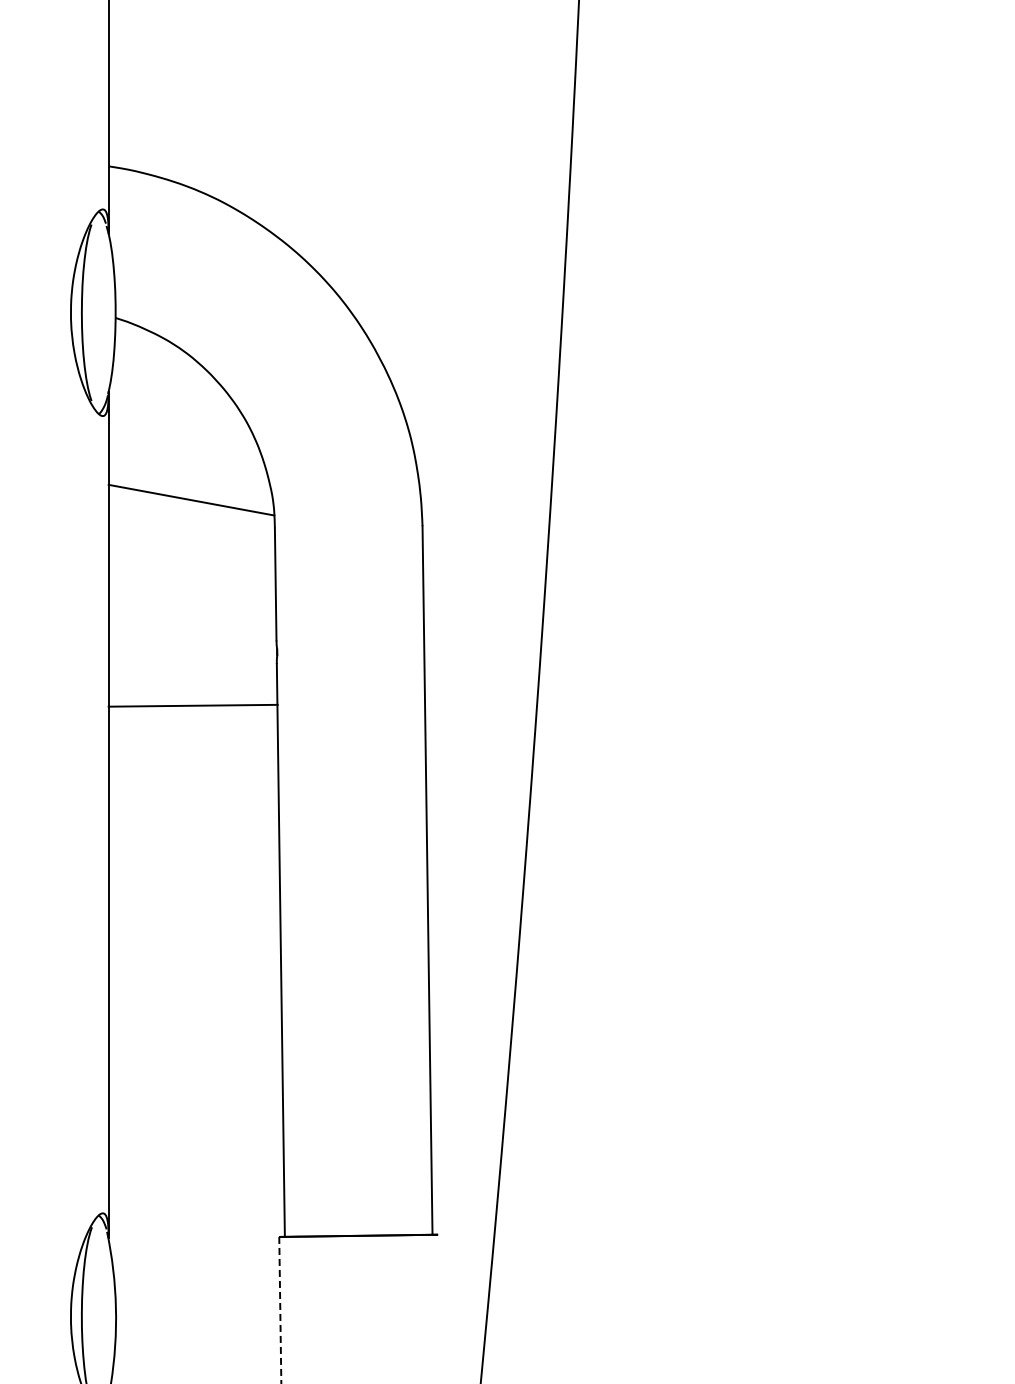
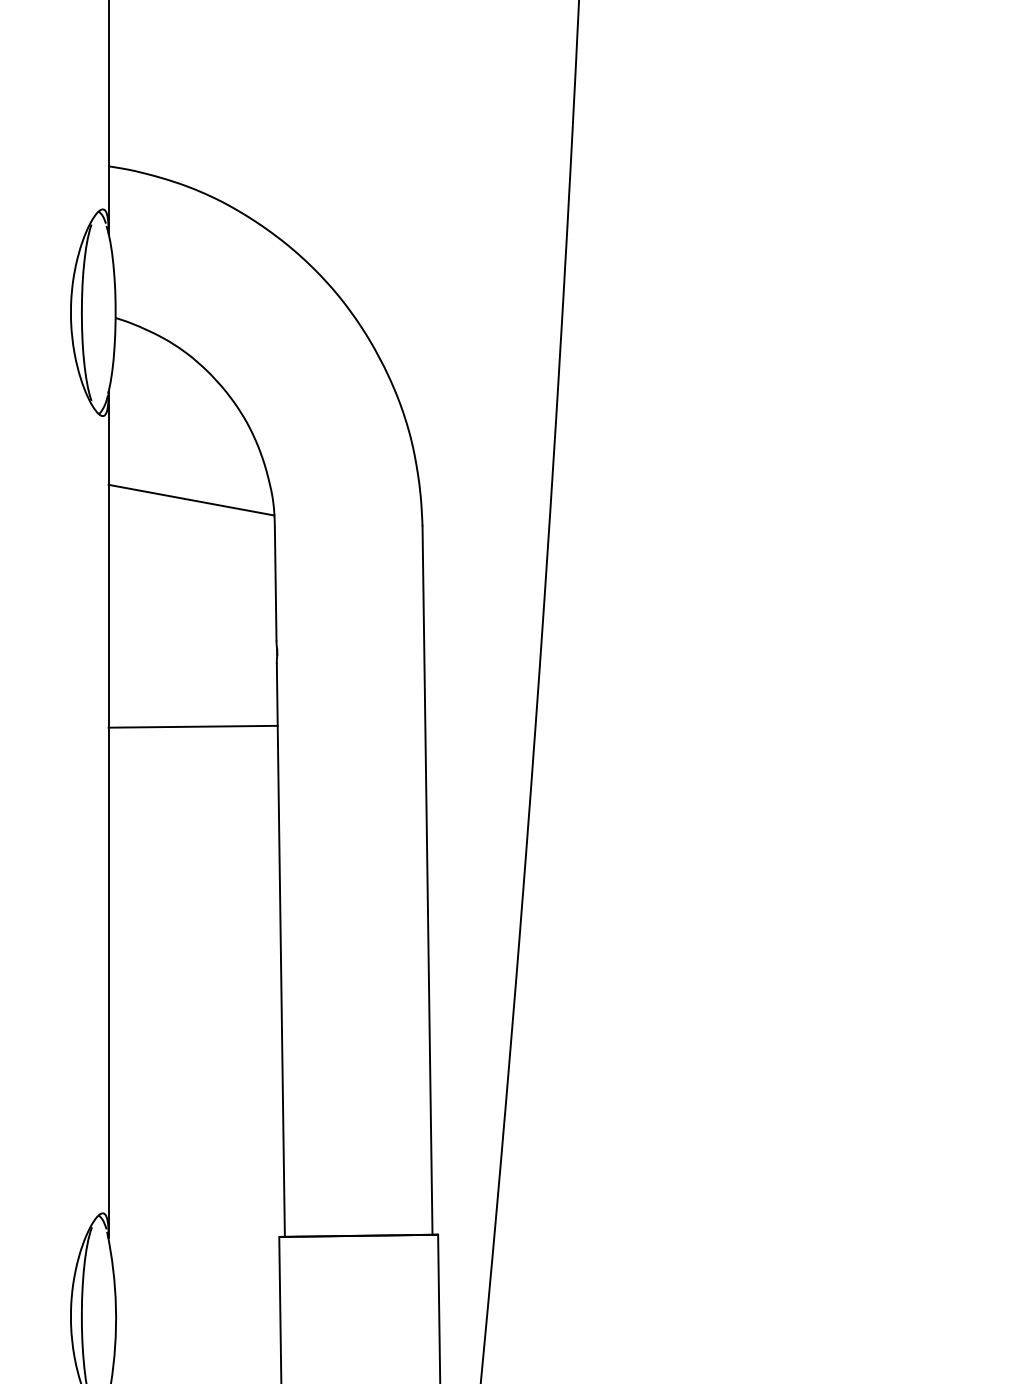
line position: (192, 705) -> (192, 726) (192, 726)
line: none -> present (439, 1307)
line: dashed -> solid (280, 1310)
